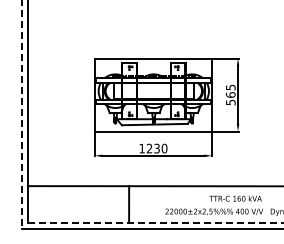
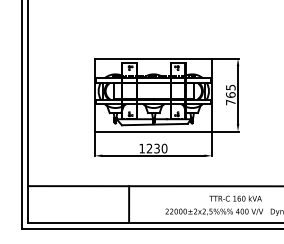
text: 565 -> 765 (230, 102)
line: dashed -> solid (21, 115)
line: dashed -> solid (155, 222)
